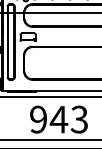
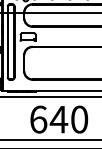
text: 943 -> 640 (59, 119)
